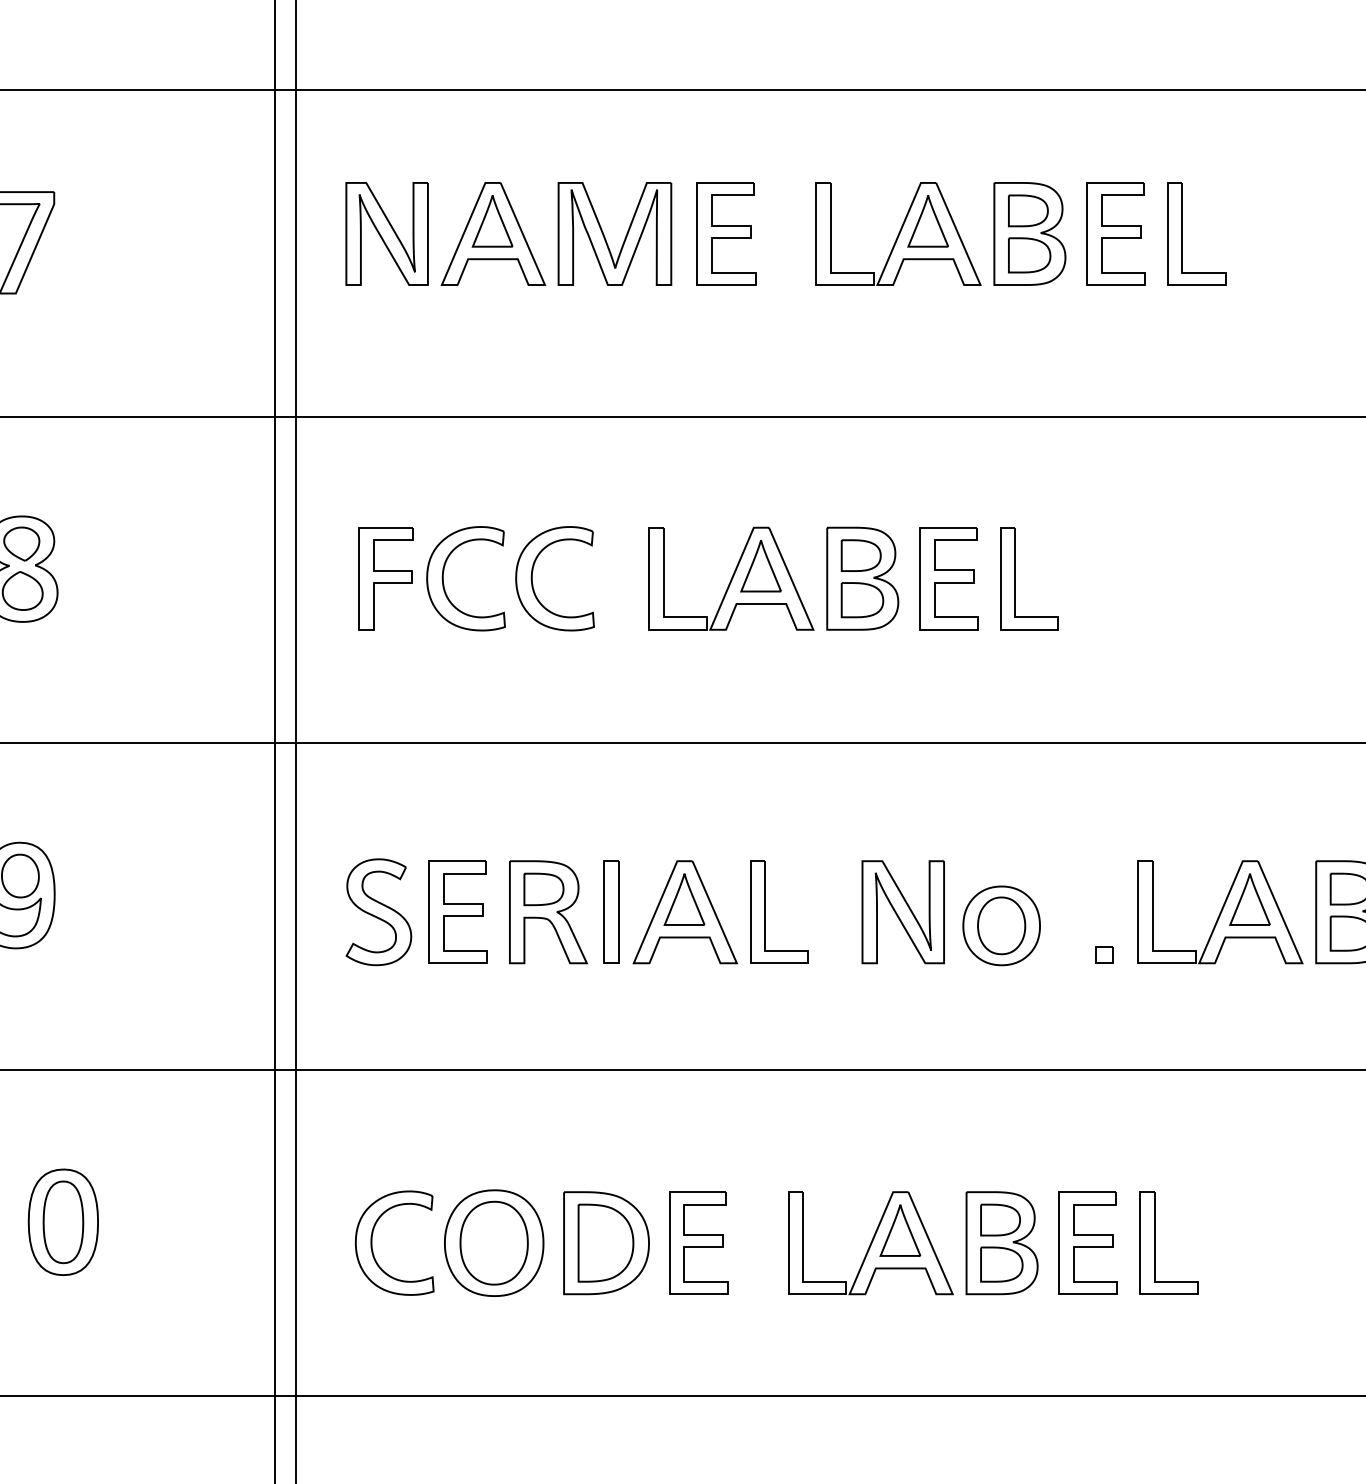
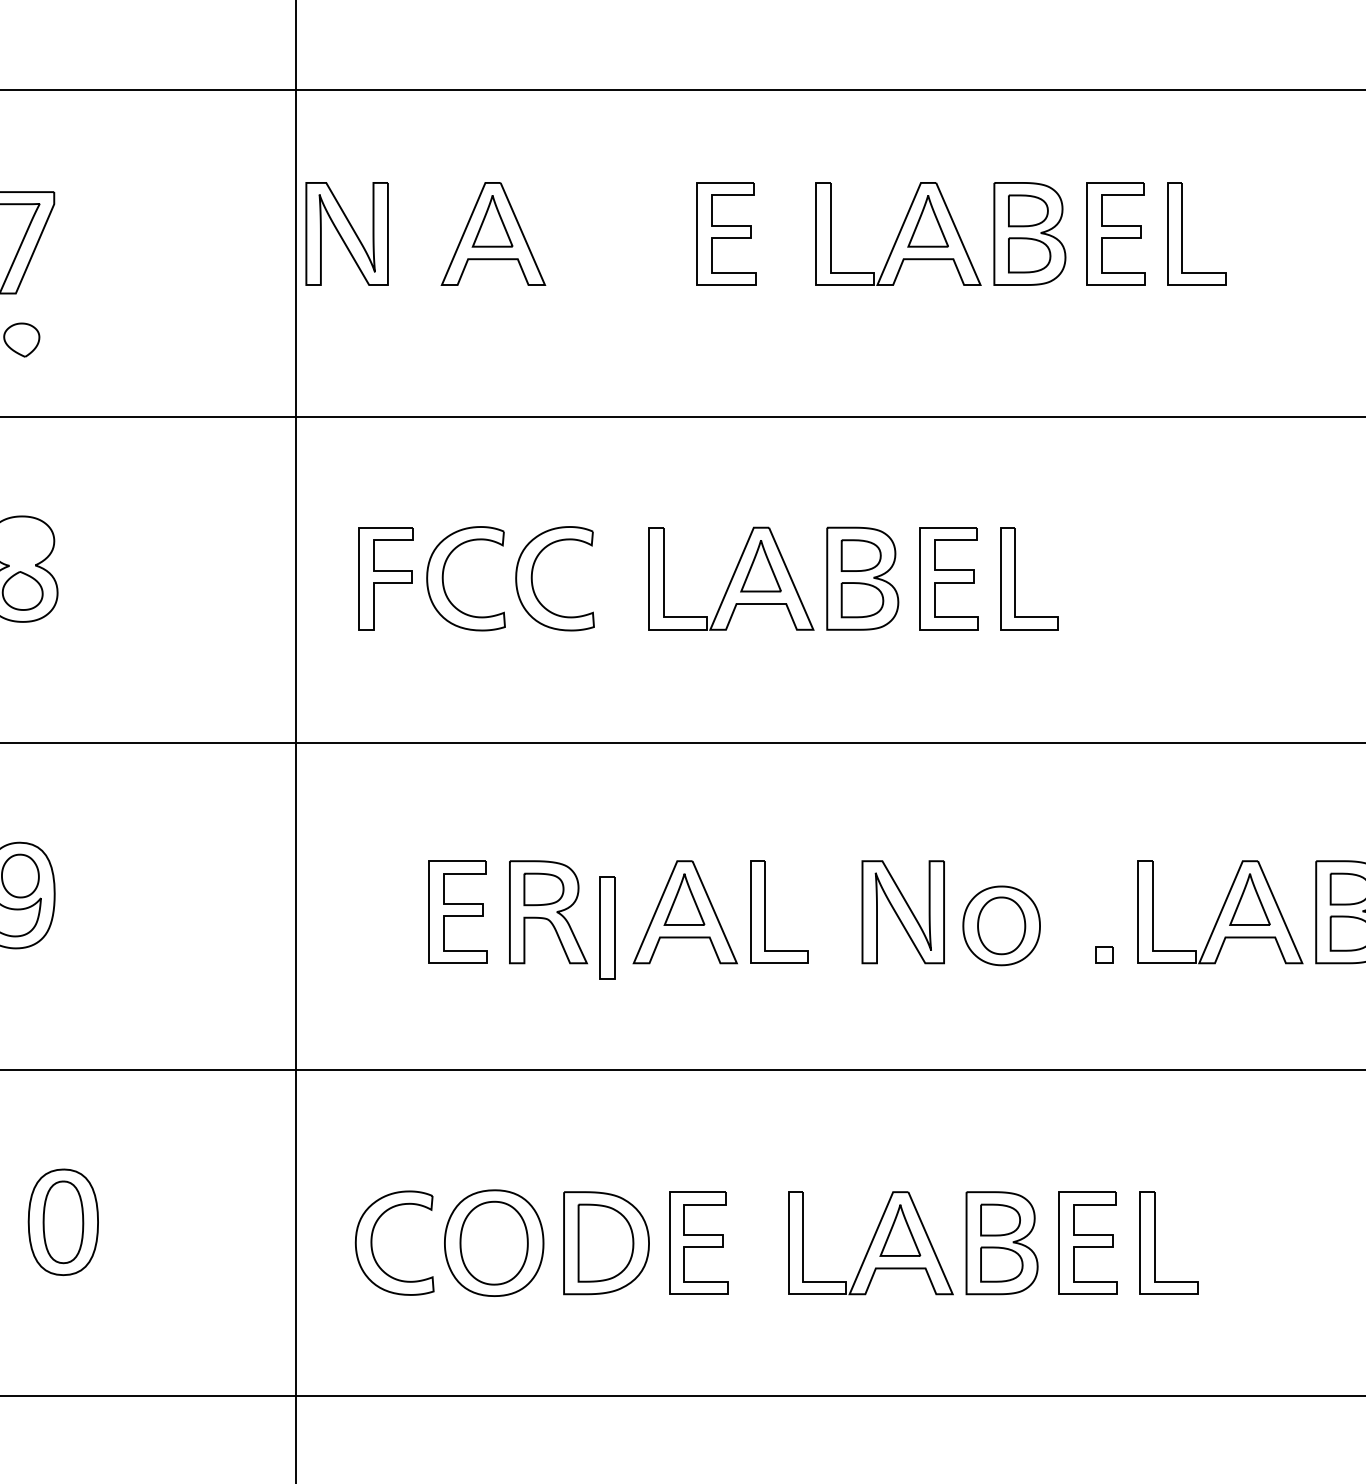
part position: (386, 233) -> (346, 233) (346, 233)
part: present -> none (605, 237)
part position: (21, 543) -> (21, 339) (21, 339)
line: present -> none (275, 741)
part position: (611, 911) -> (607, 927) (607, 927)
part: present -> none (378, 912)
